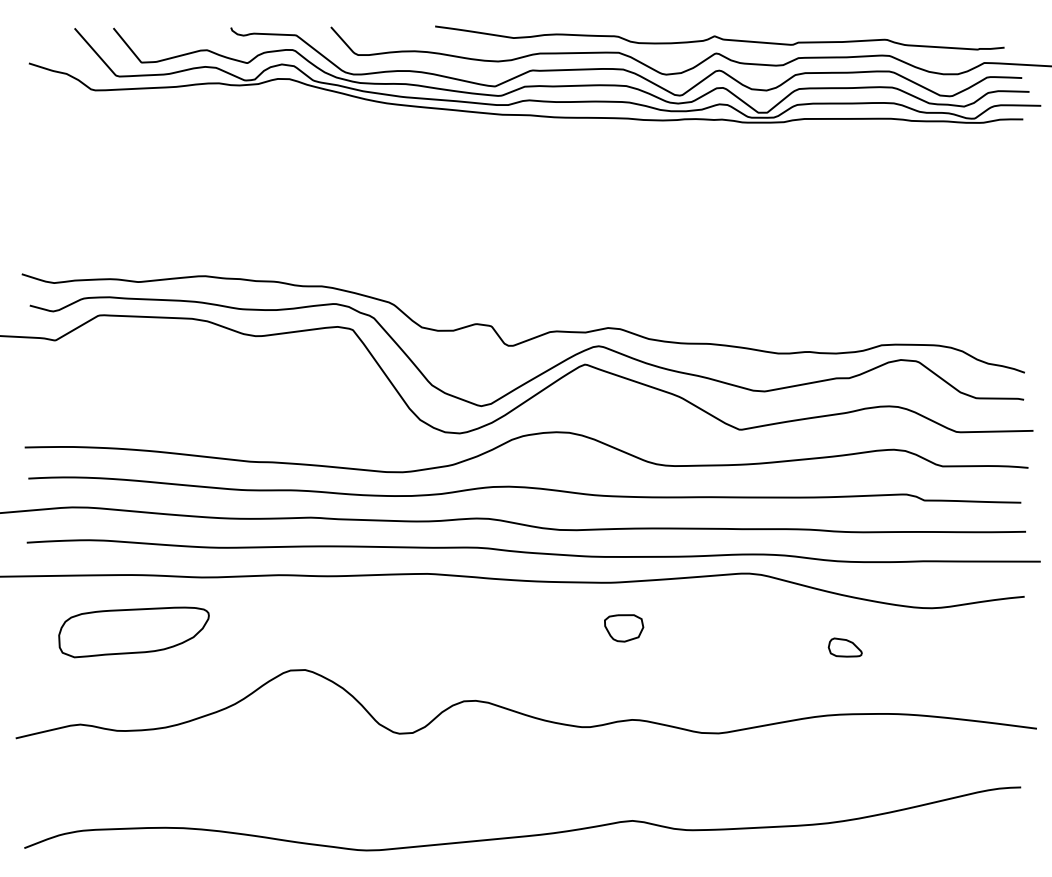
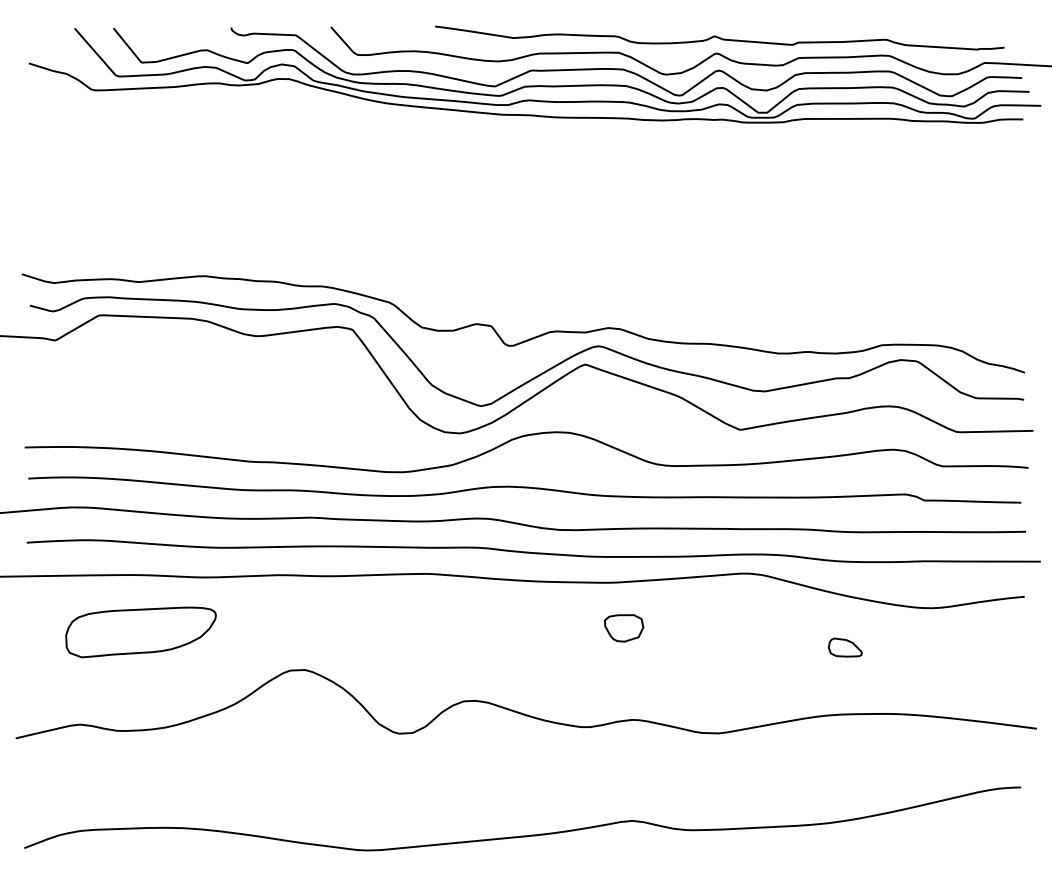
part position: (133, 632) -> (140, 632) (140, 632)
